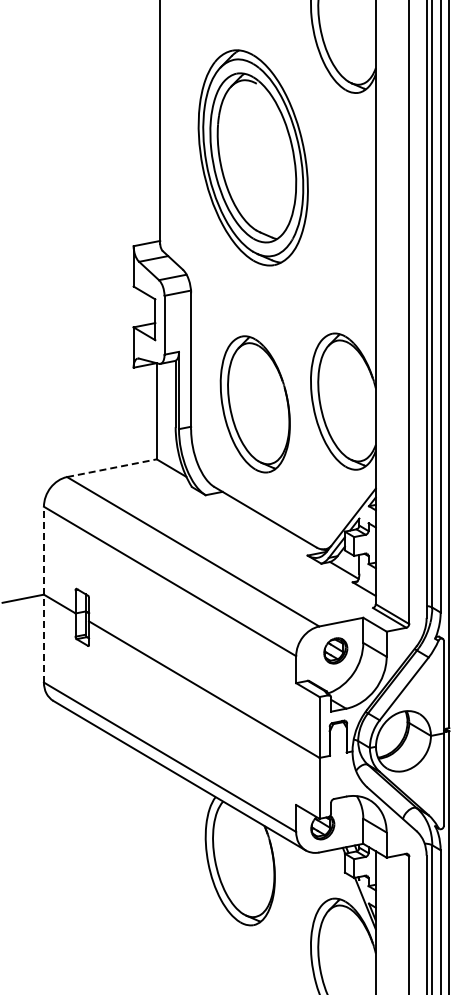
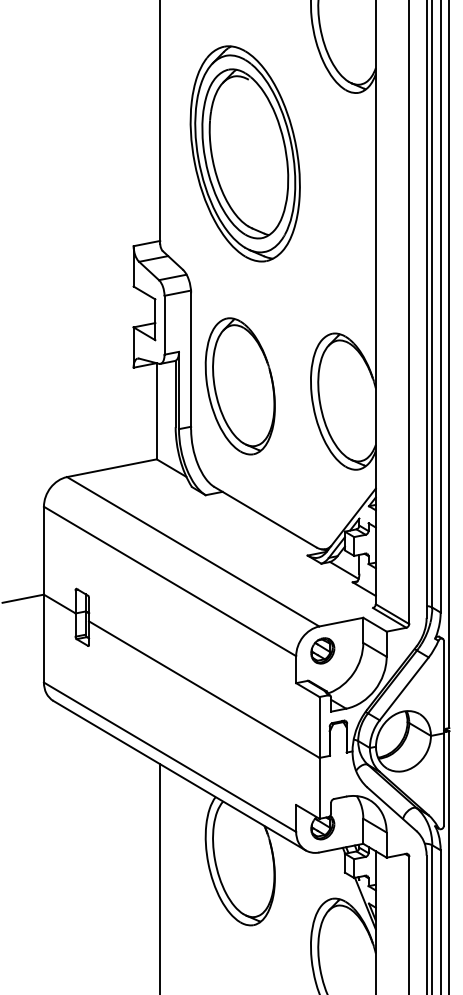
part position: (252, 157) -> (244, 153) (244, 153)
part position: (254, 404) -> (239, 386) (239, 386)
line: dashed -> solid (111, 468)
line: dashed -> solid (43, 594)
part position: (335, 650) -> (322, 650) (322, 650)
line: none -> present (160, 877)
